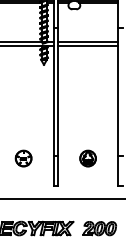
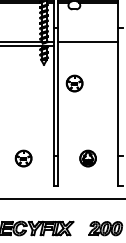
line: present -> none (87, 46)
part: none -> present (74, 83)
part position: (99, 228) -> (105, 228) (105, 228)
